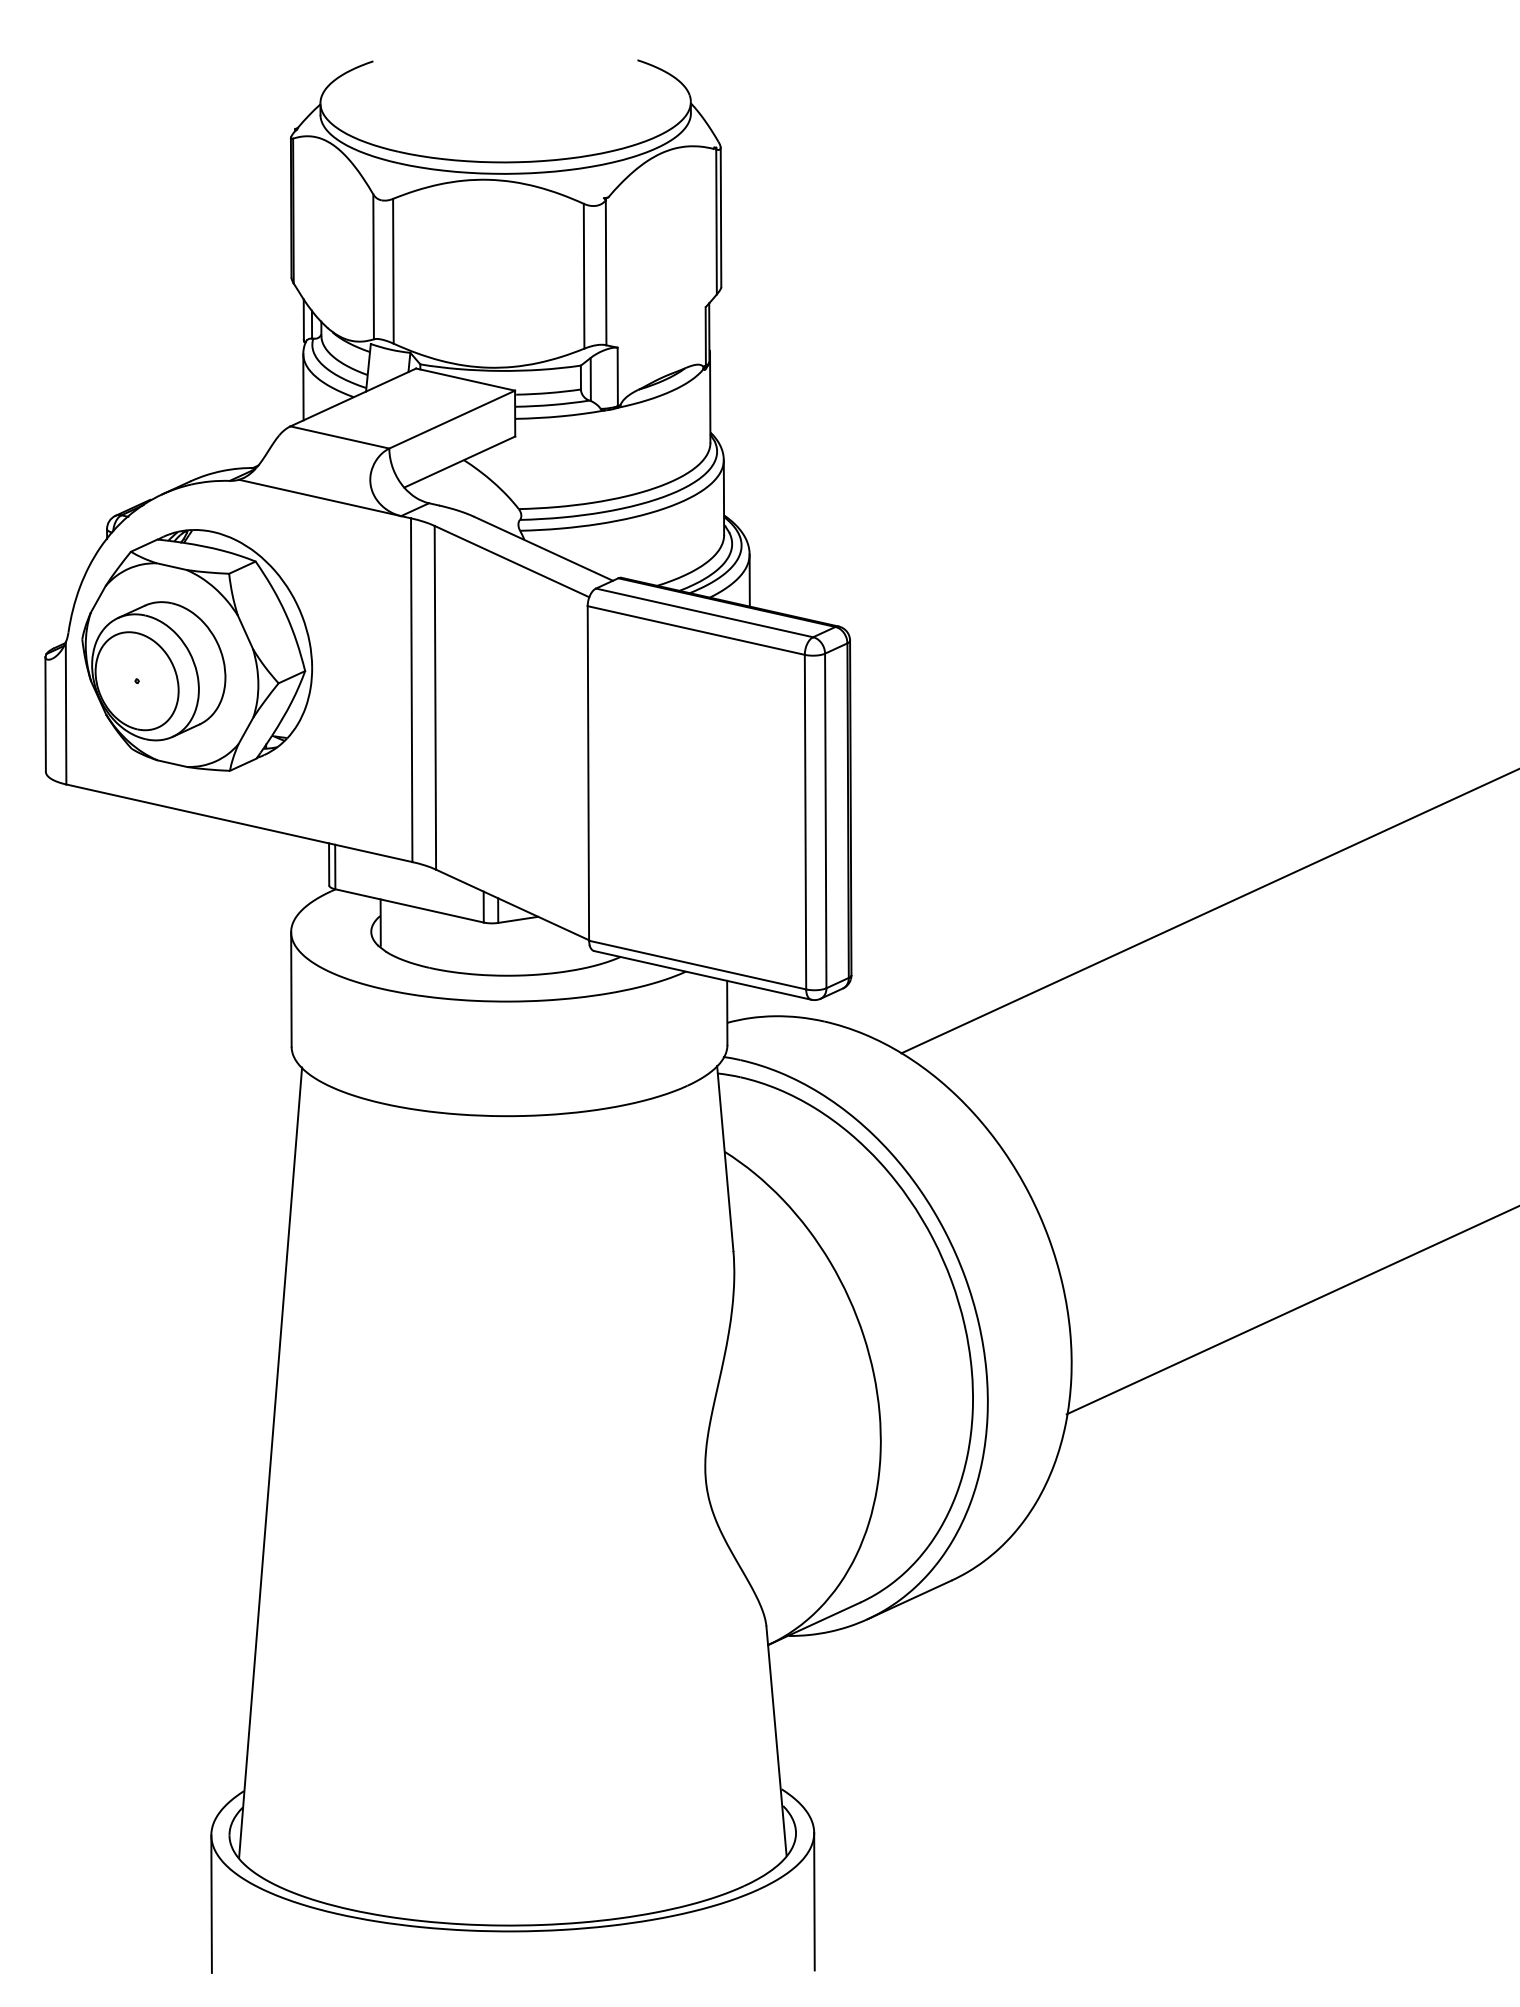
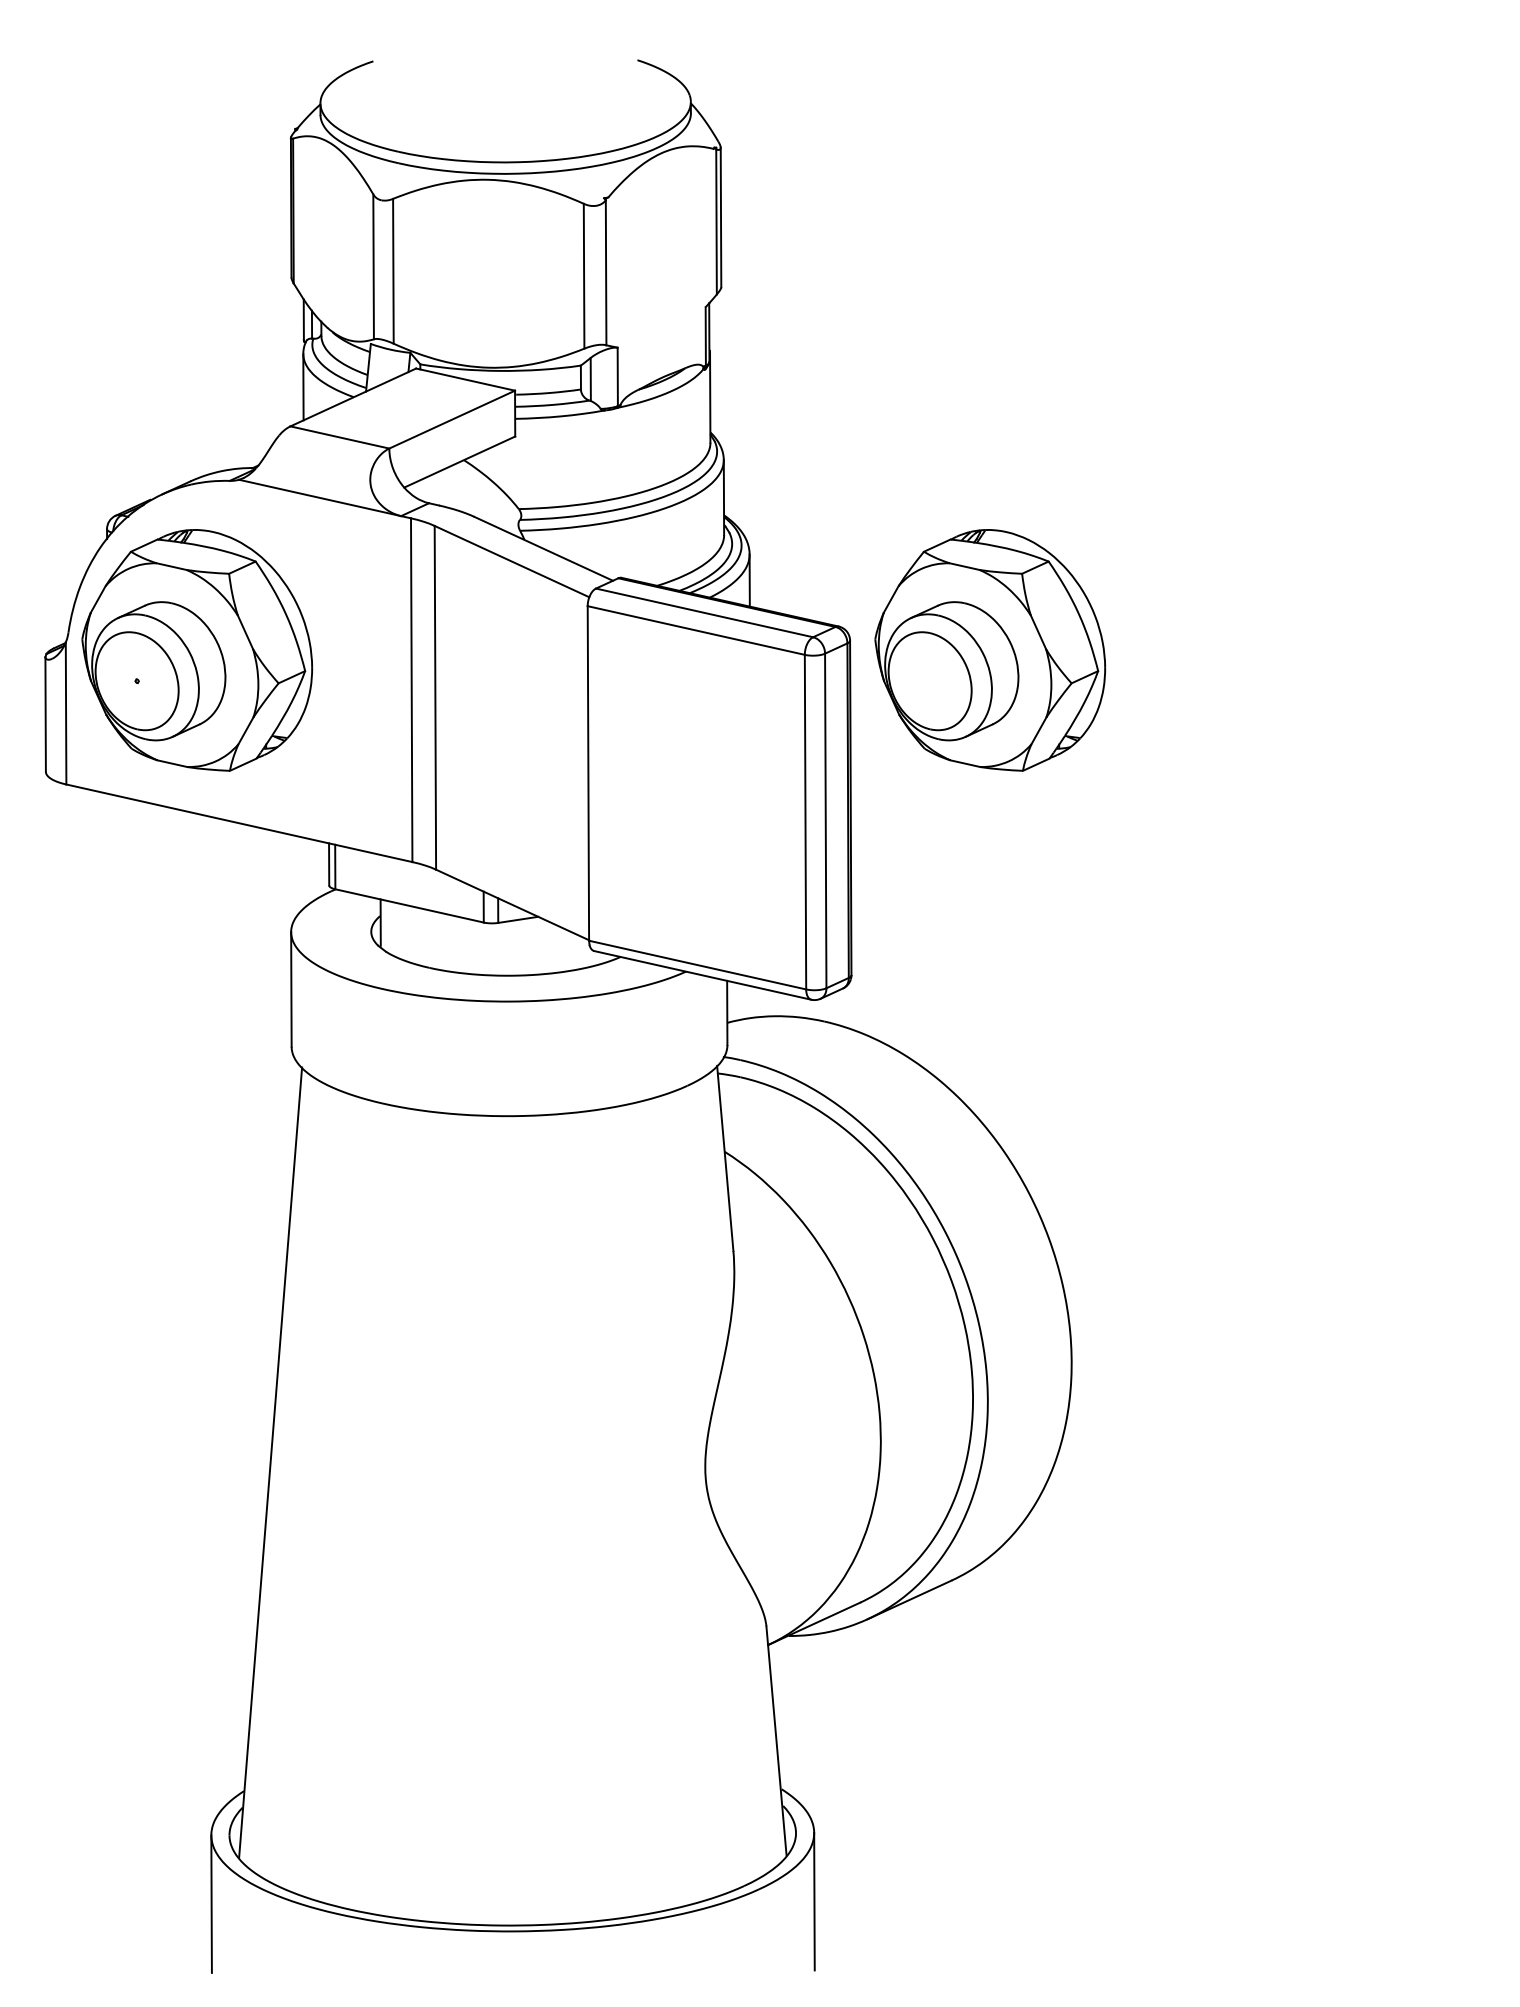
part: none -> present (990, 650)
line: present -> none (1208, 911)
line: present -> none (1291, 1310)
